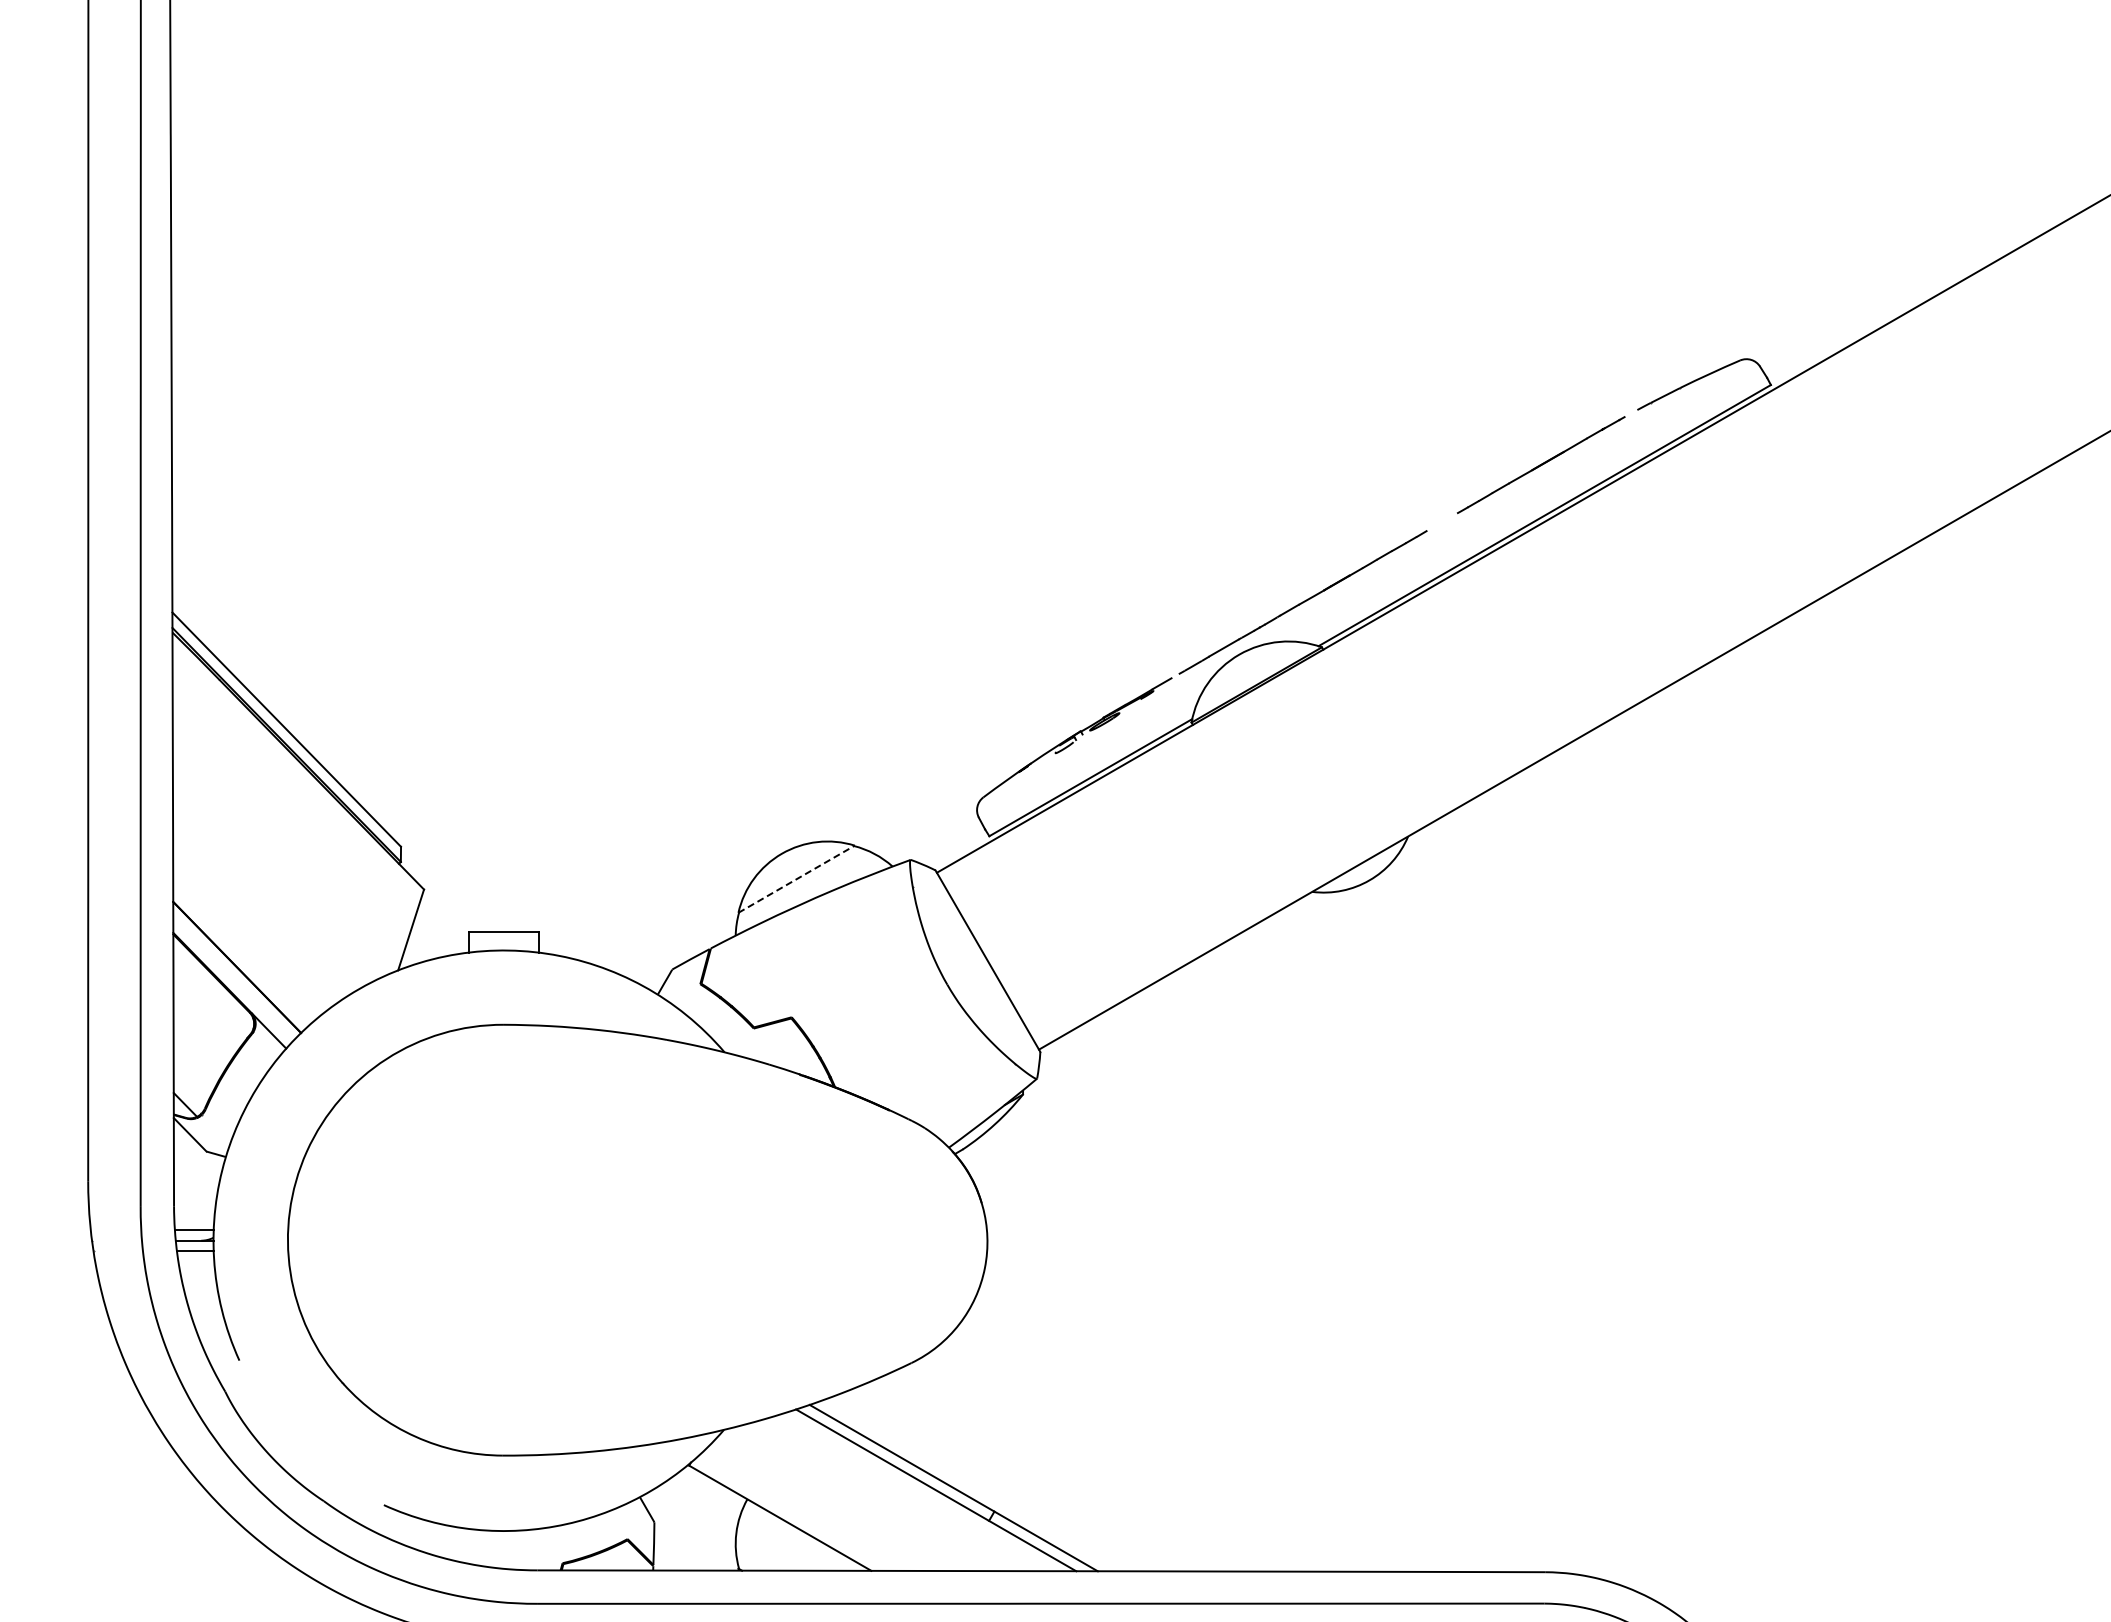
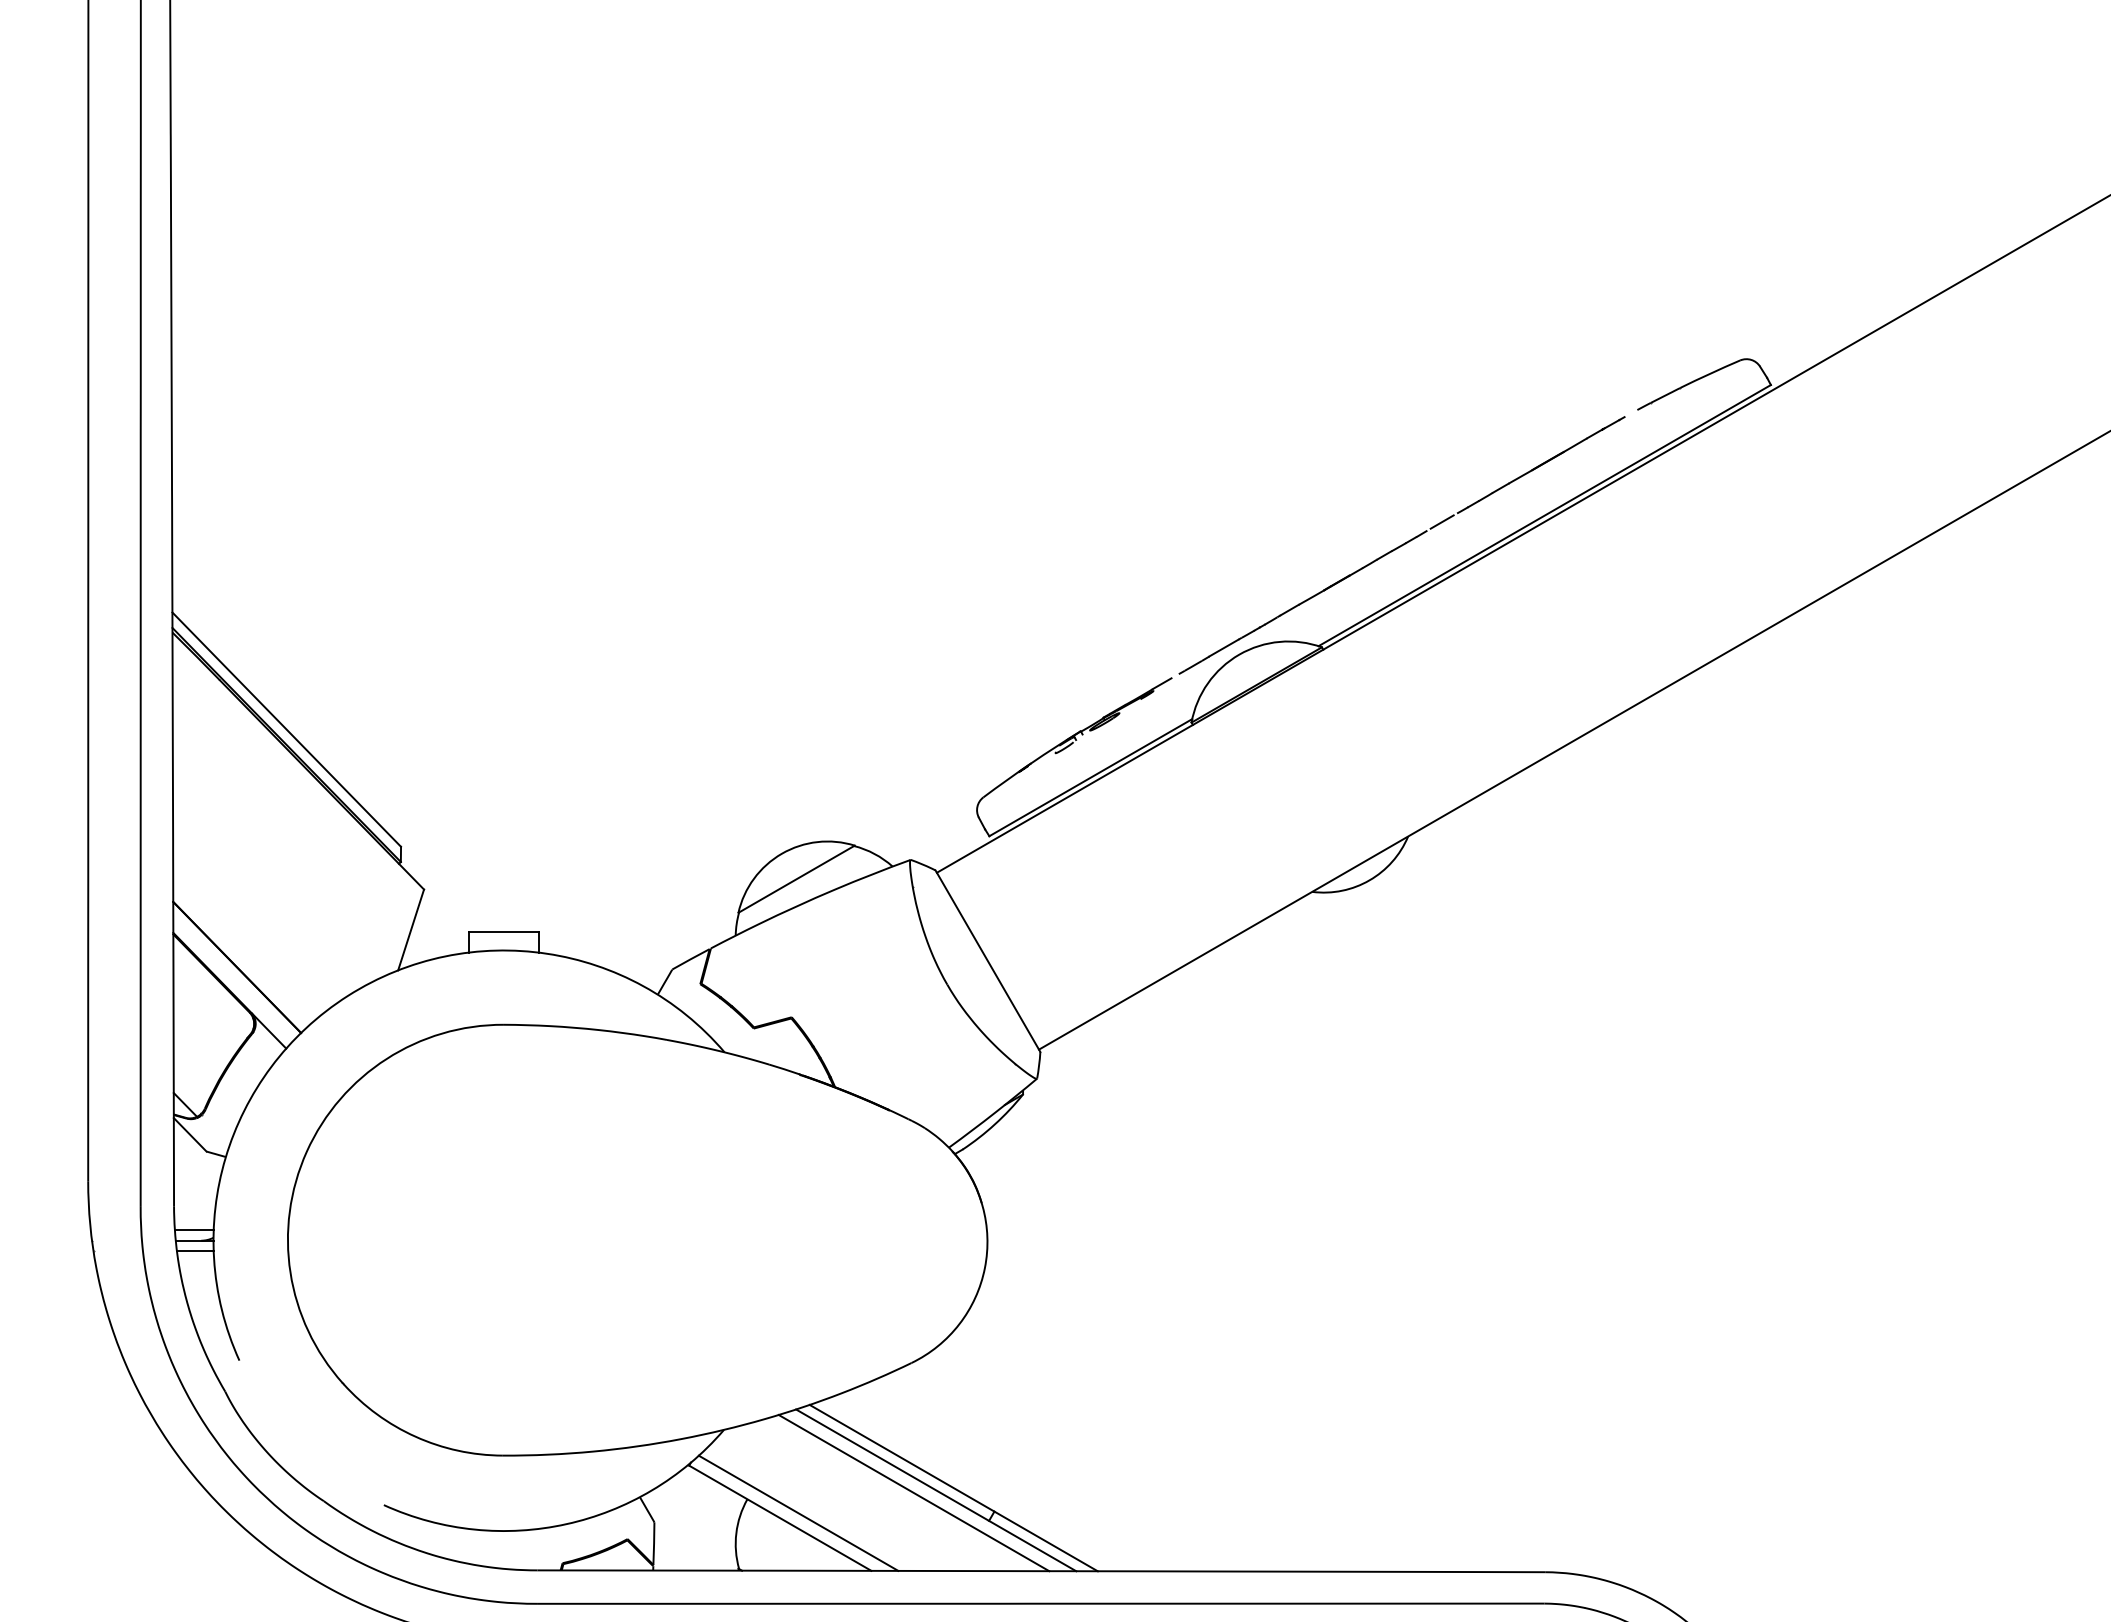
line: none -> present (1441, 521)
line: dashed -> solid (797, 878)
line: none -> present (913, 1492)
line: none -> present (798, 1512)
